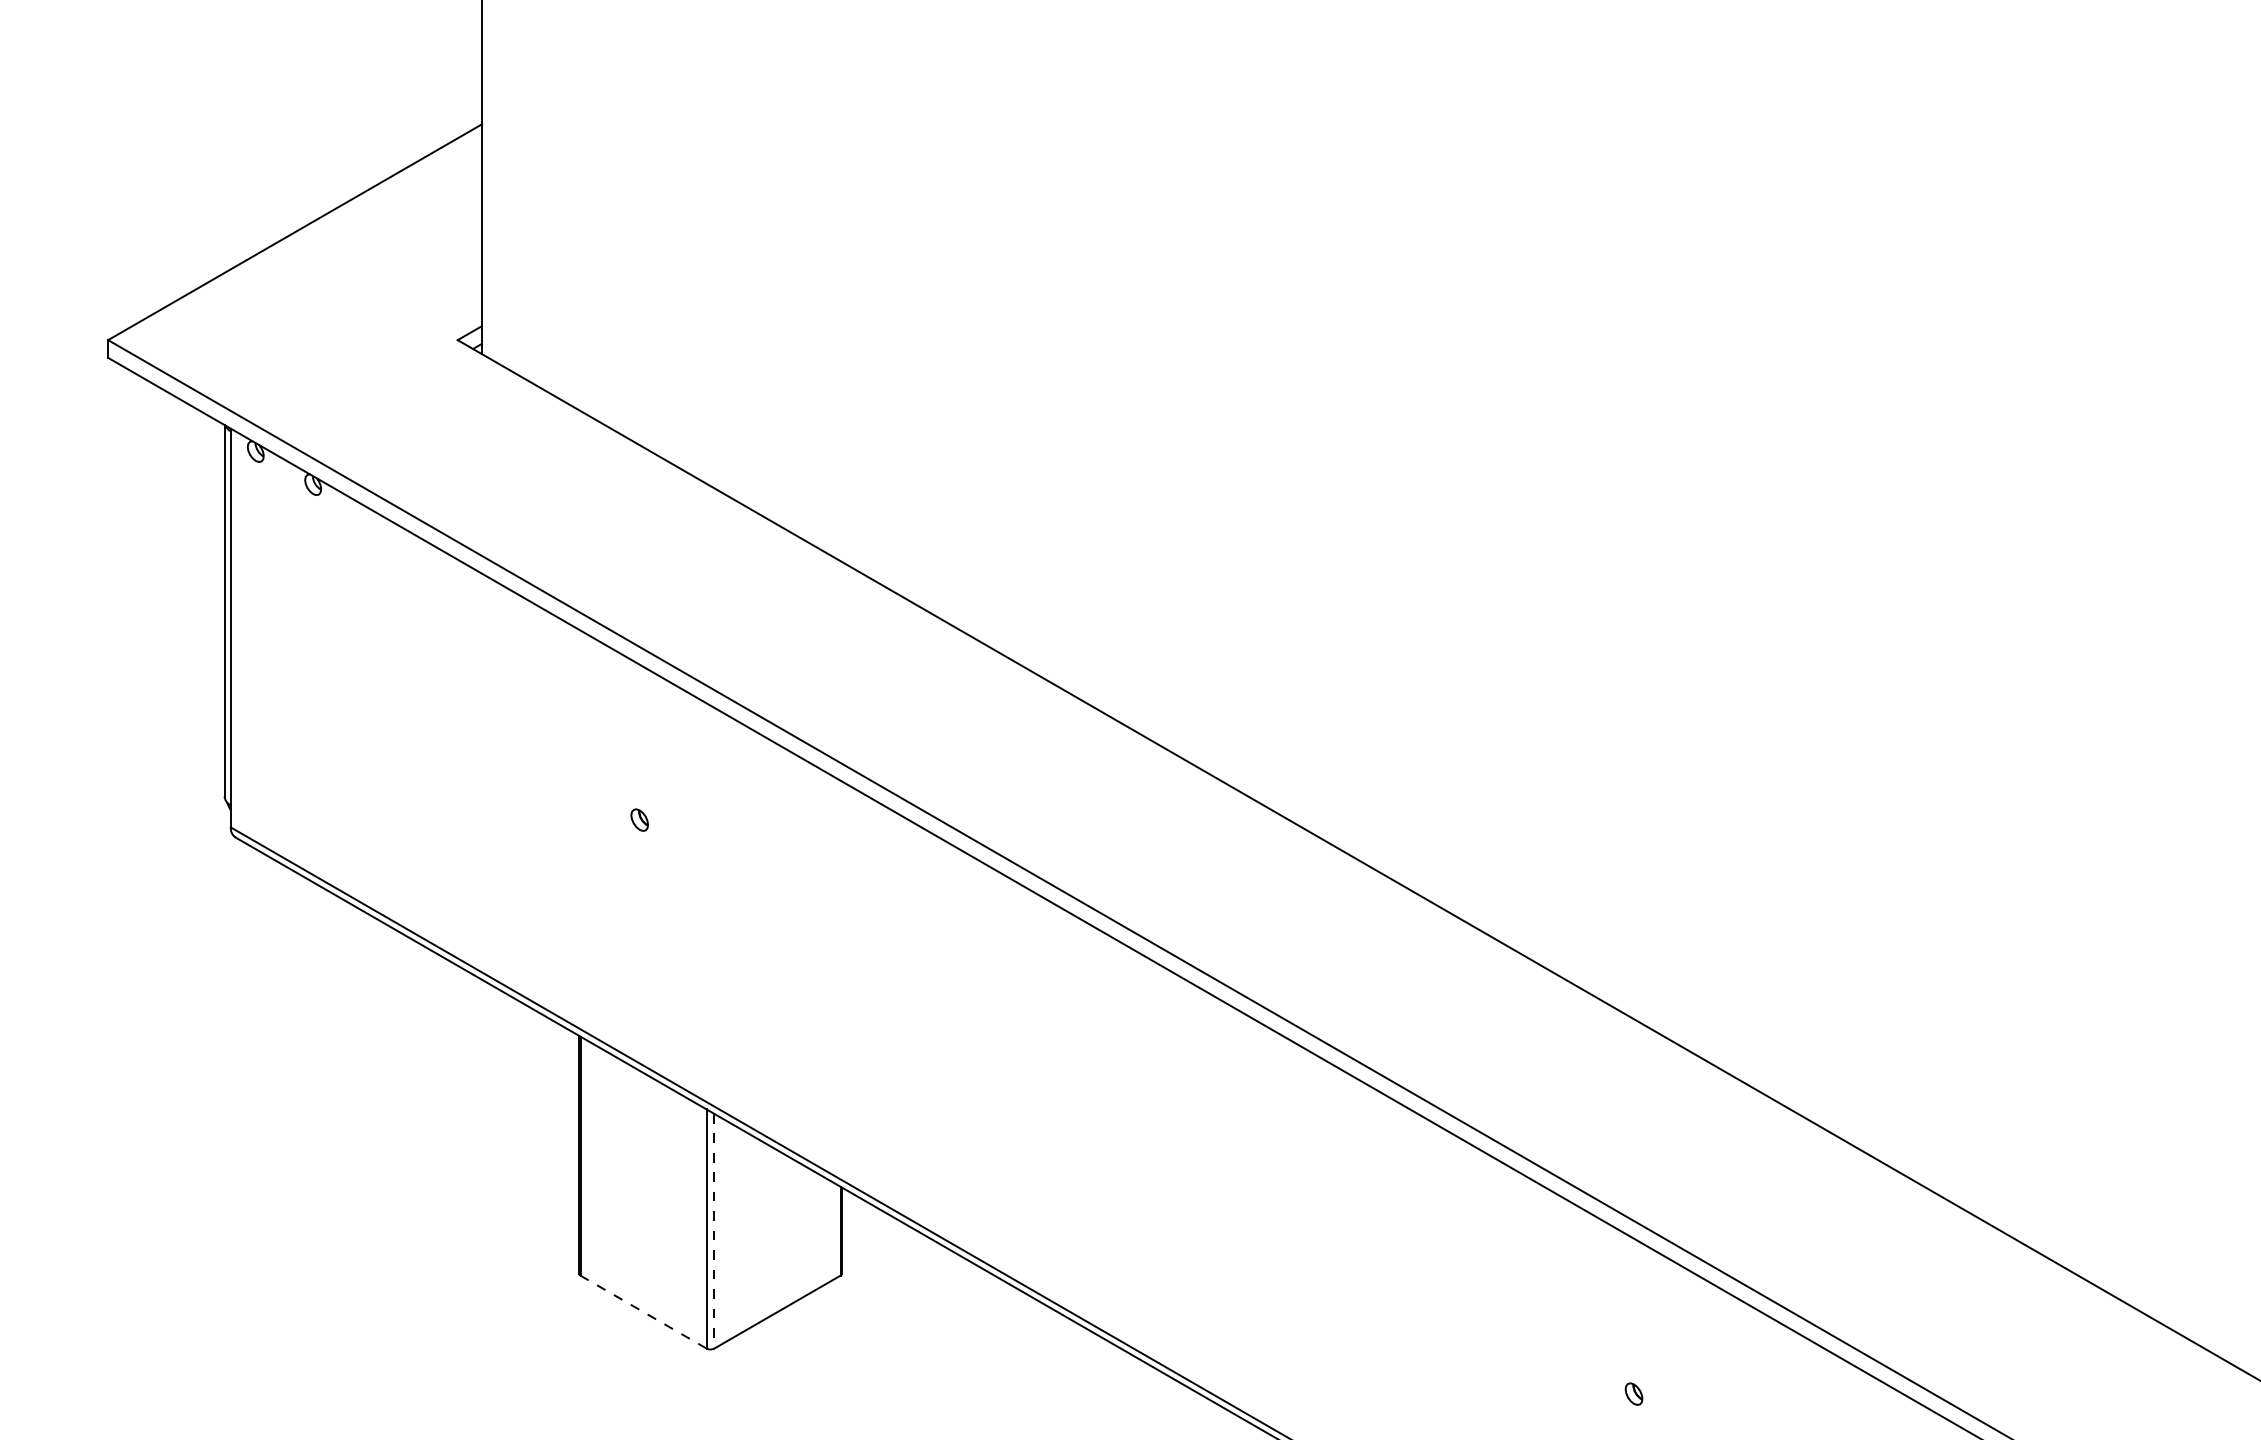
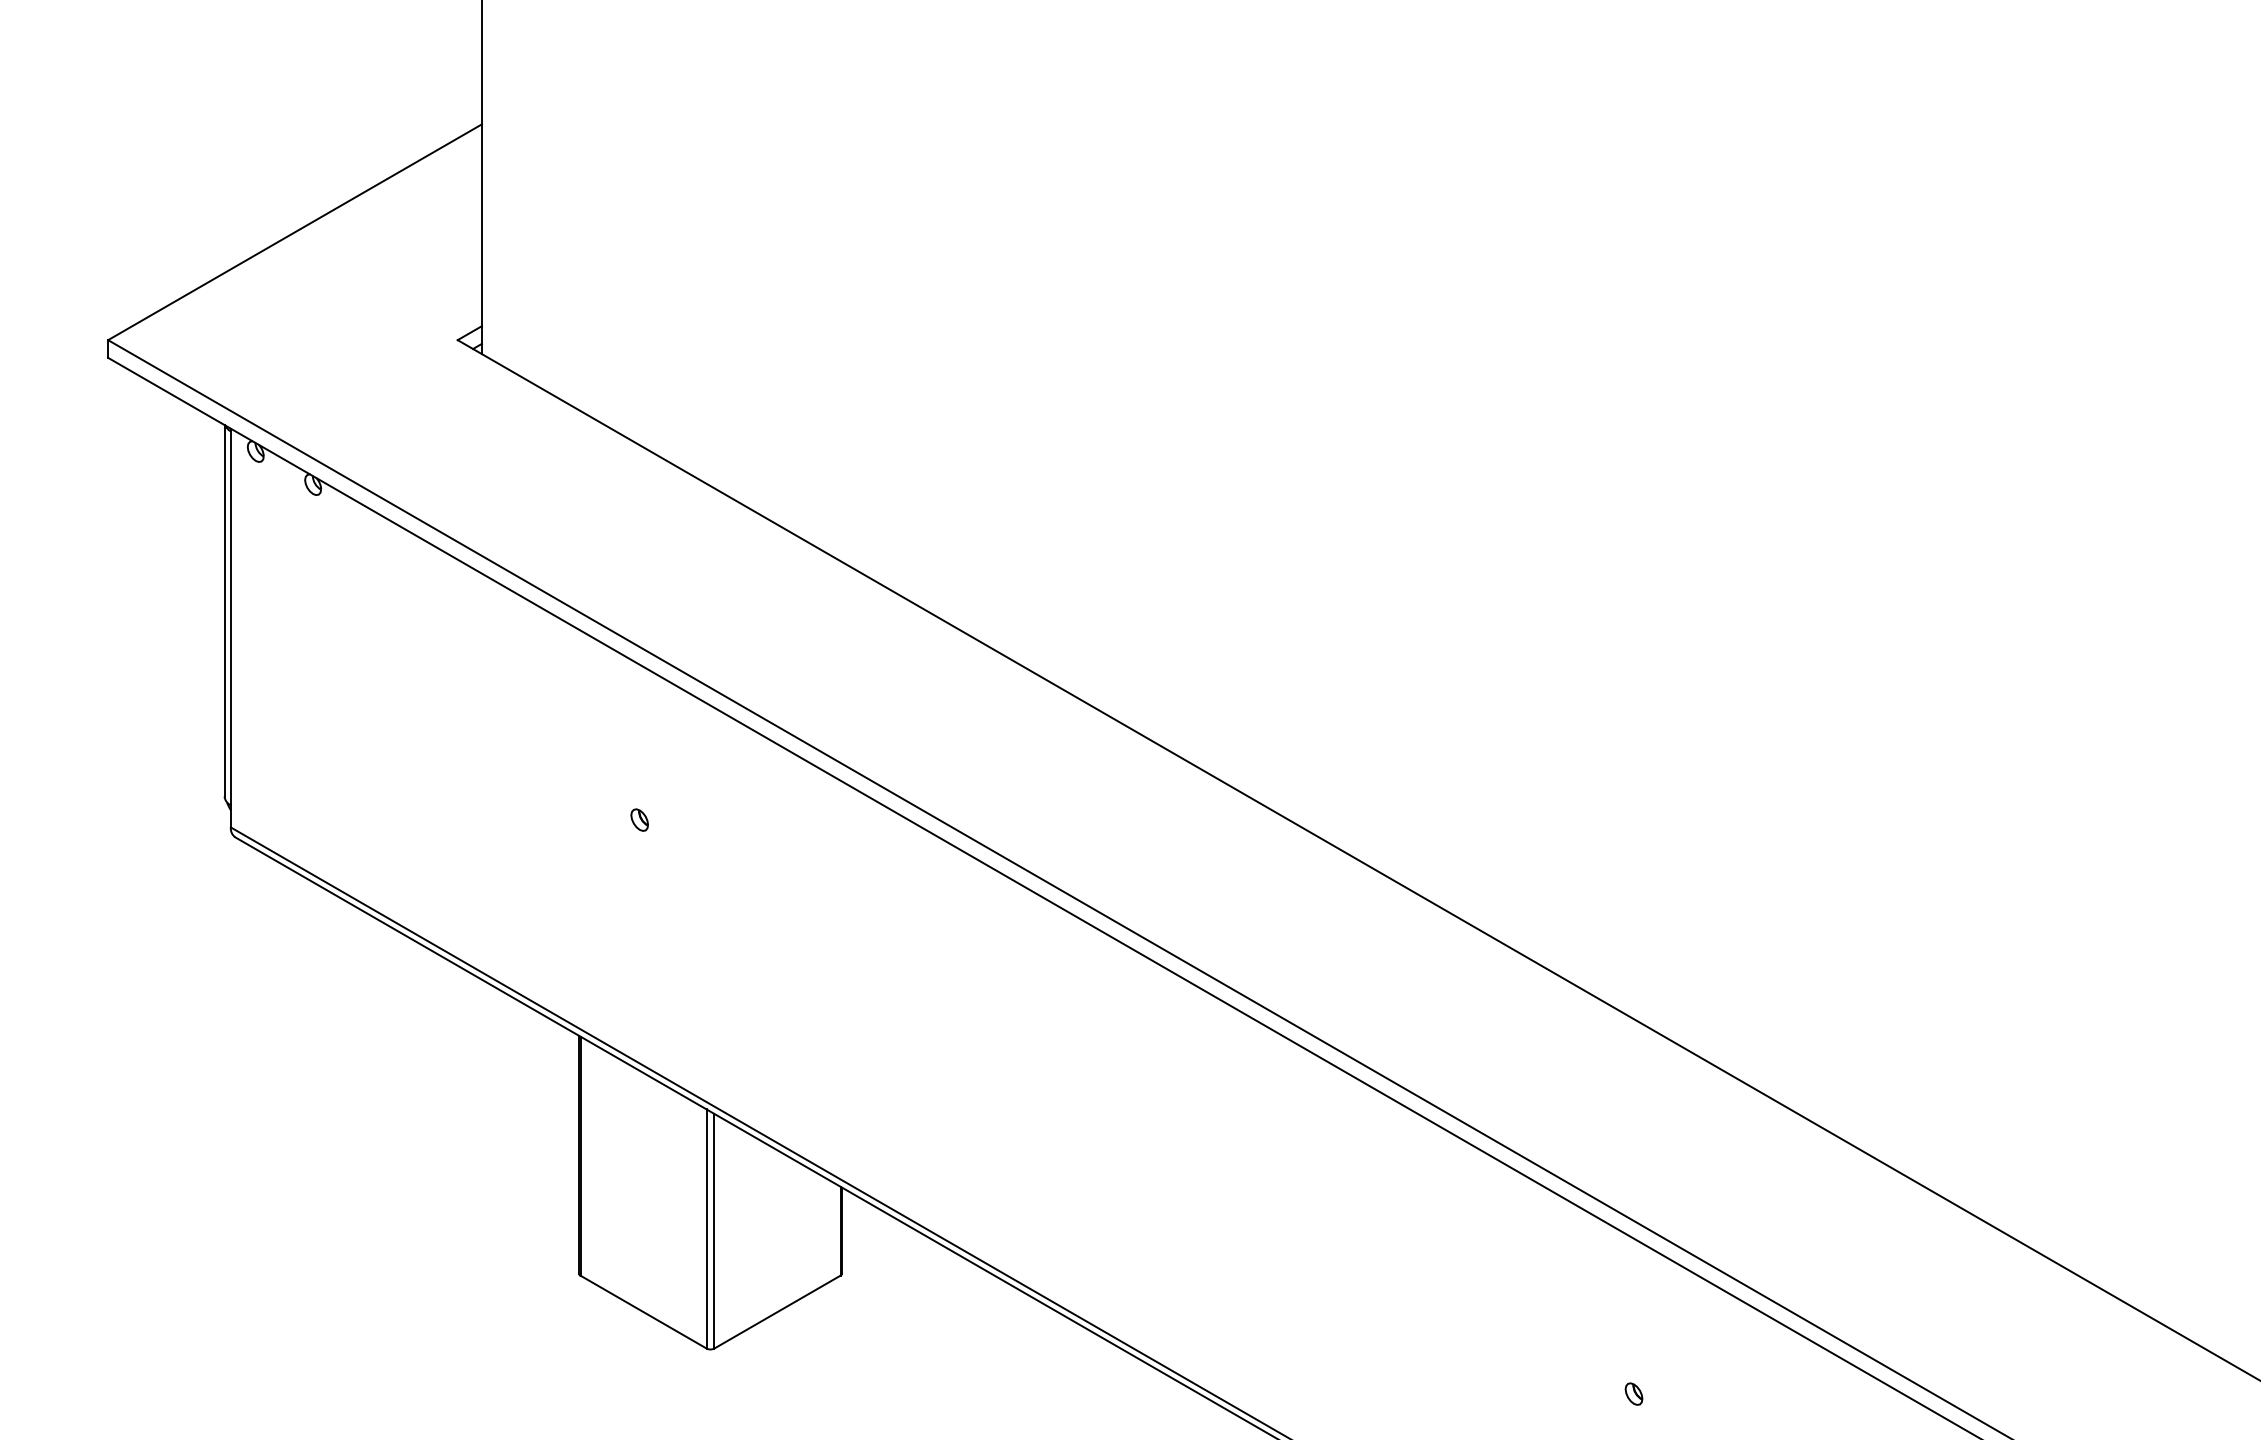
line: dashed -> solid (714, 1231)
line: dashed -> solid (643, 1312)
